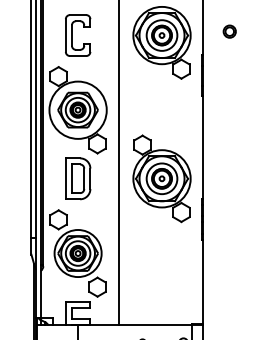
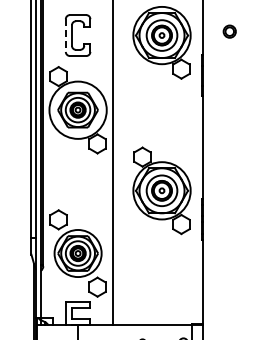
line: solid -> dashed (65, 36)
line position: (119, 163) -> (113, 163) (113, 163)
part: present -> none (78, 178)
part position: (161, 178) -> (161, 190) (161, 190)
